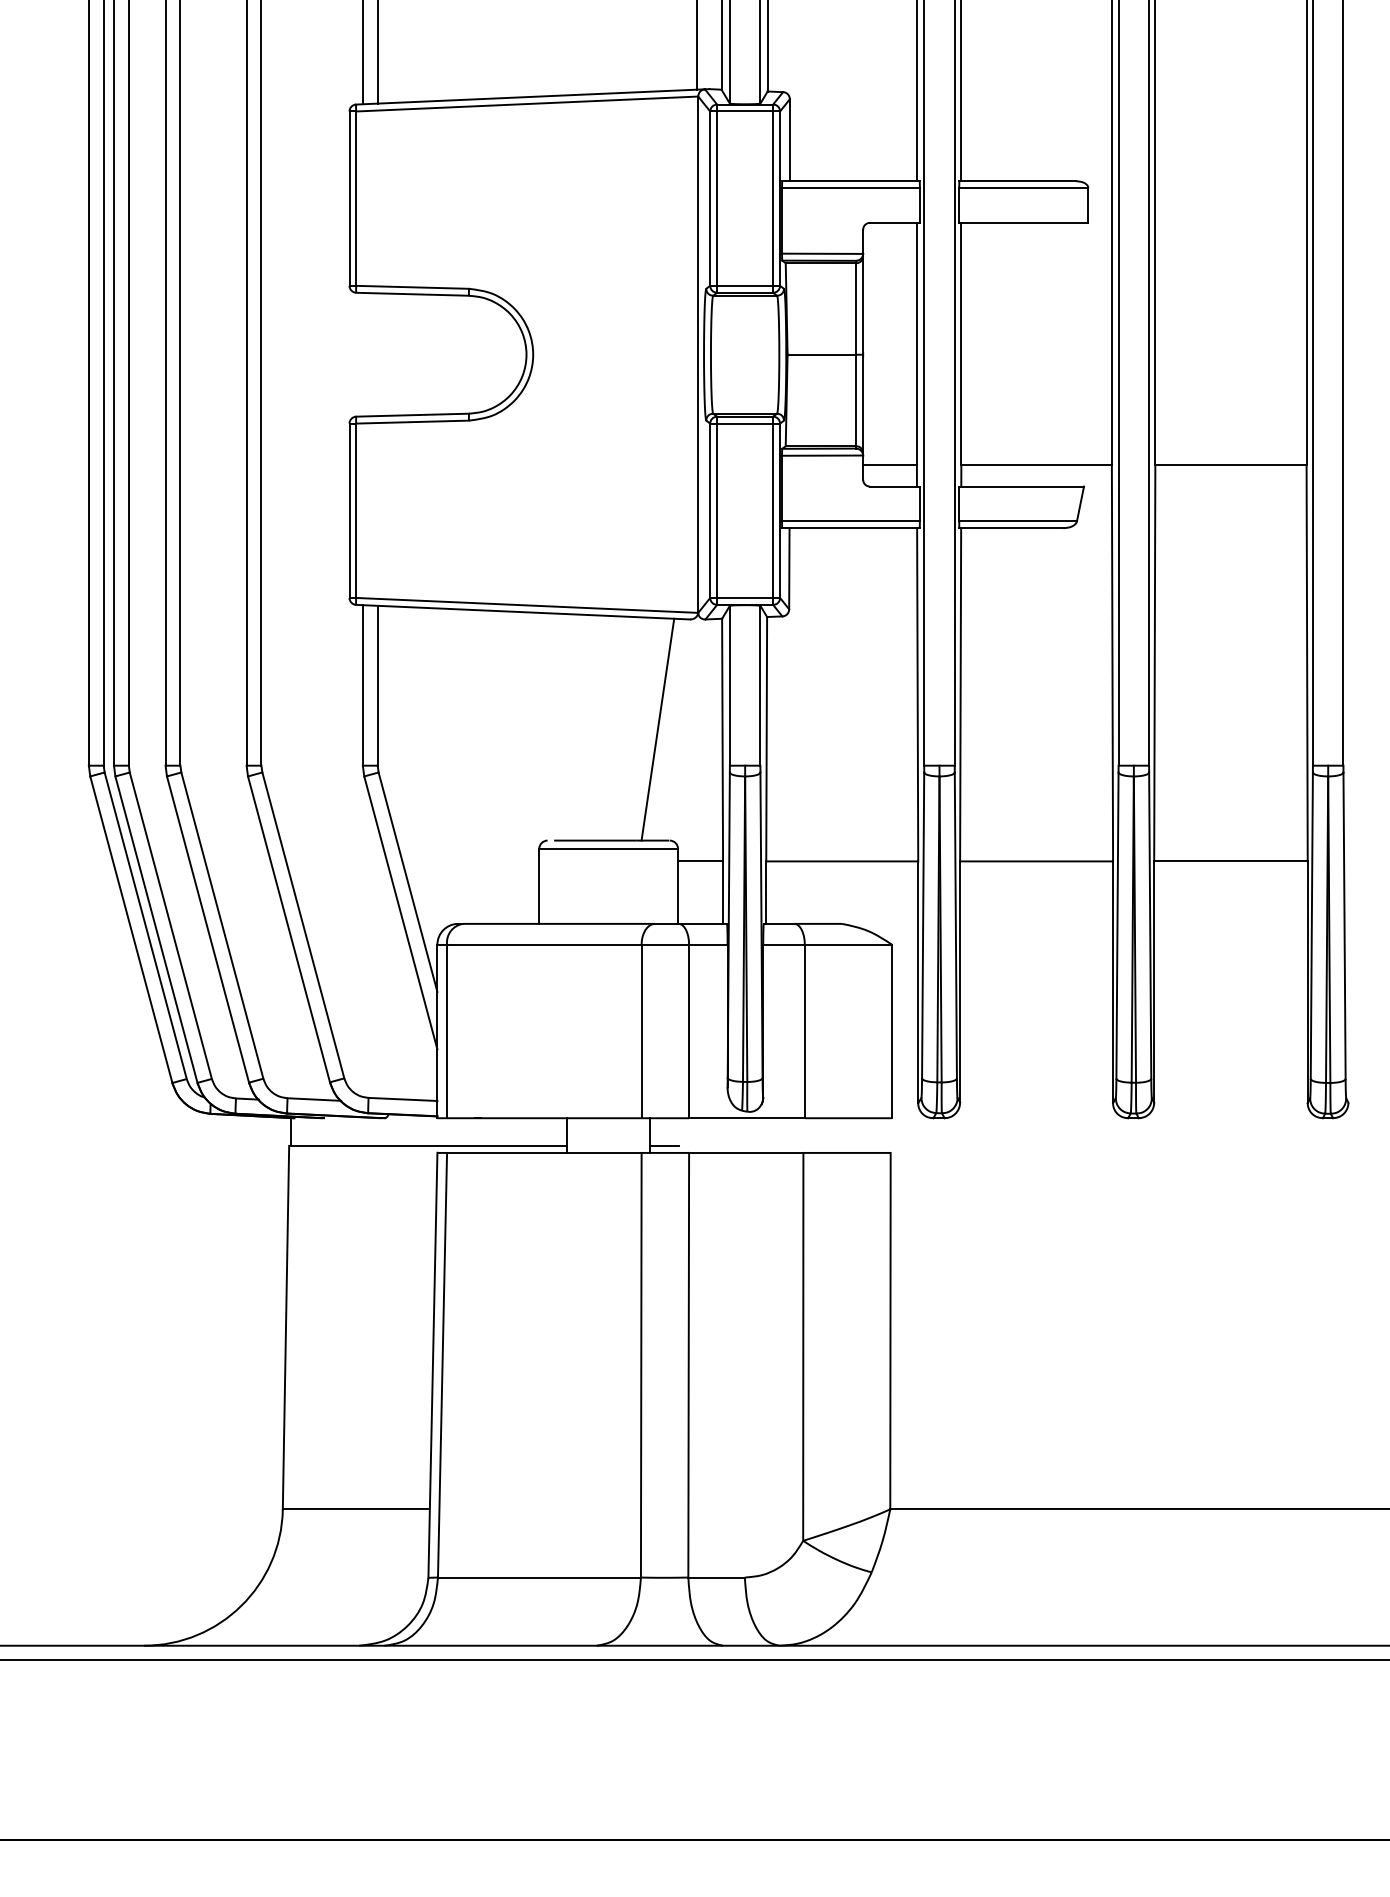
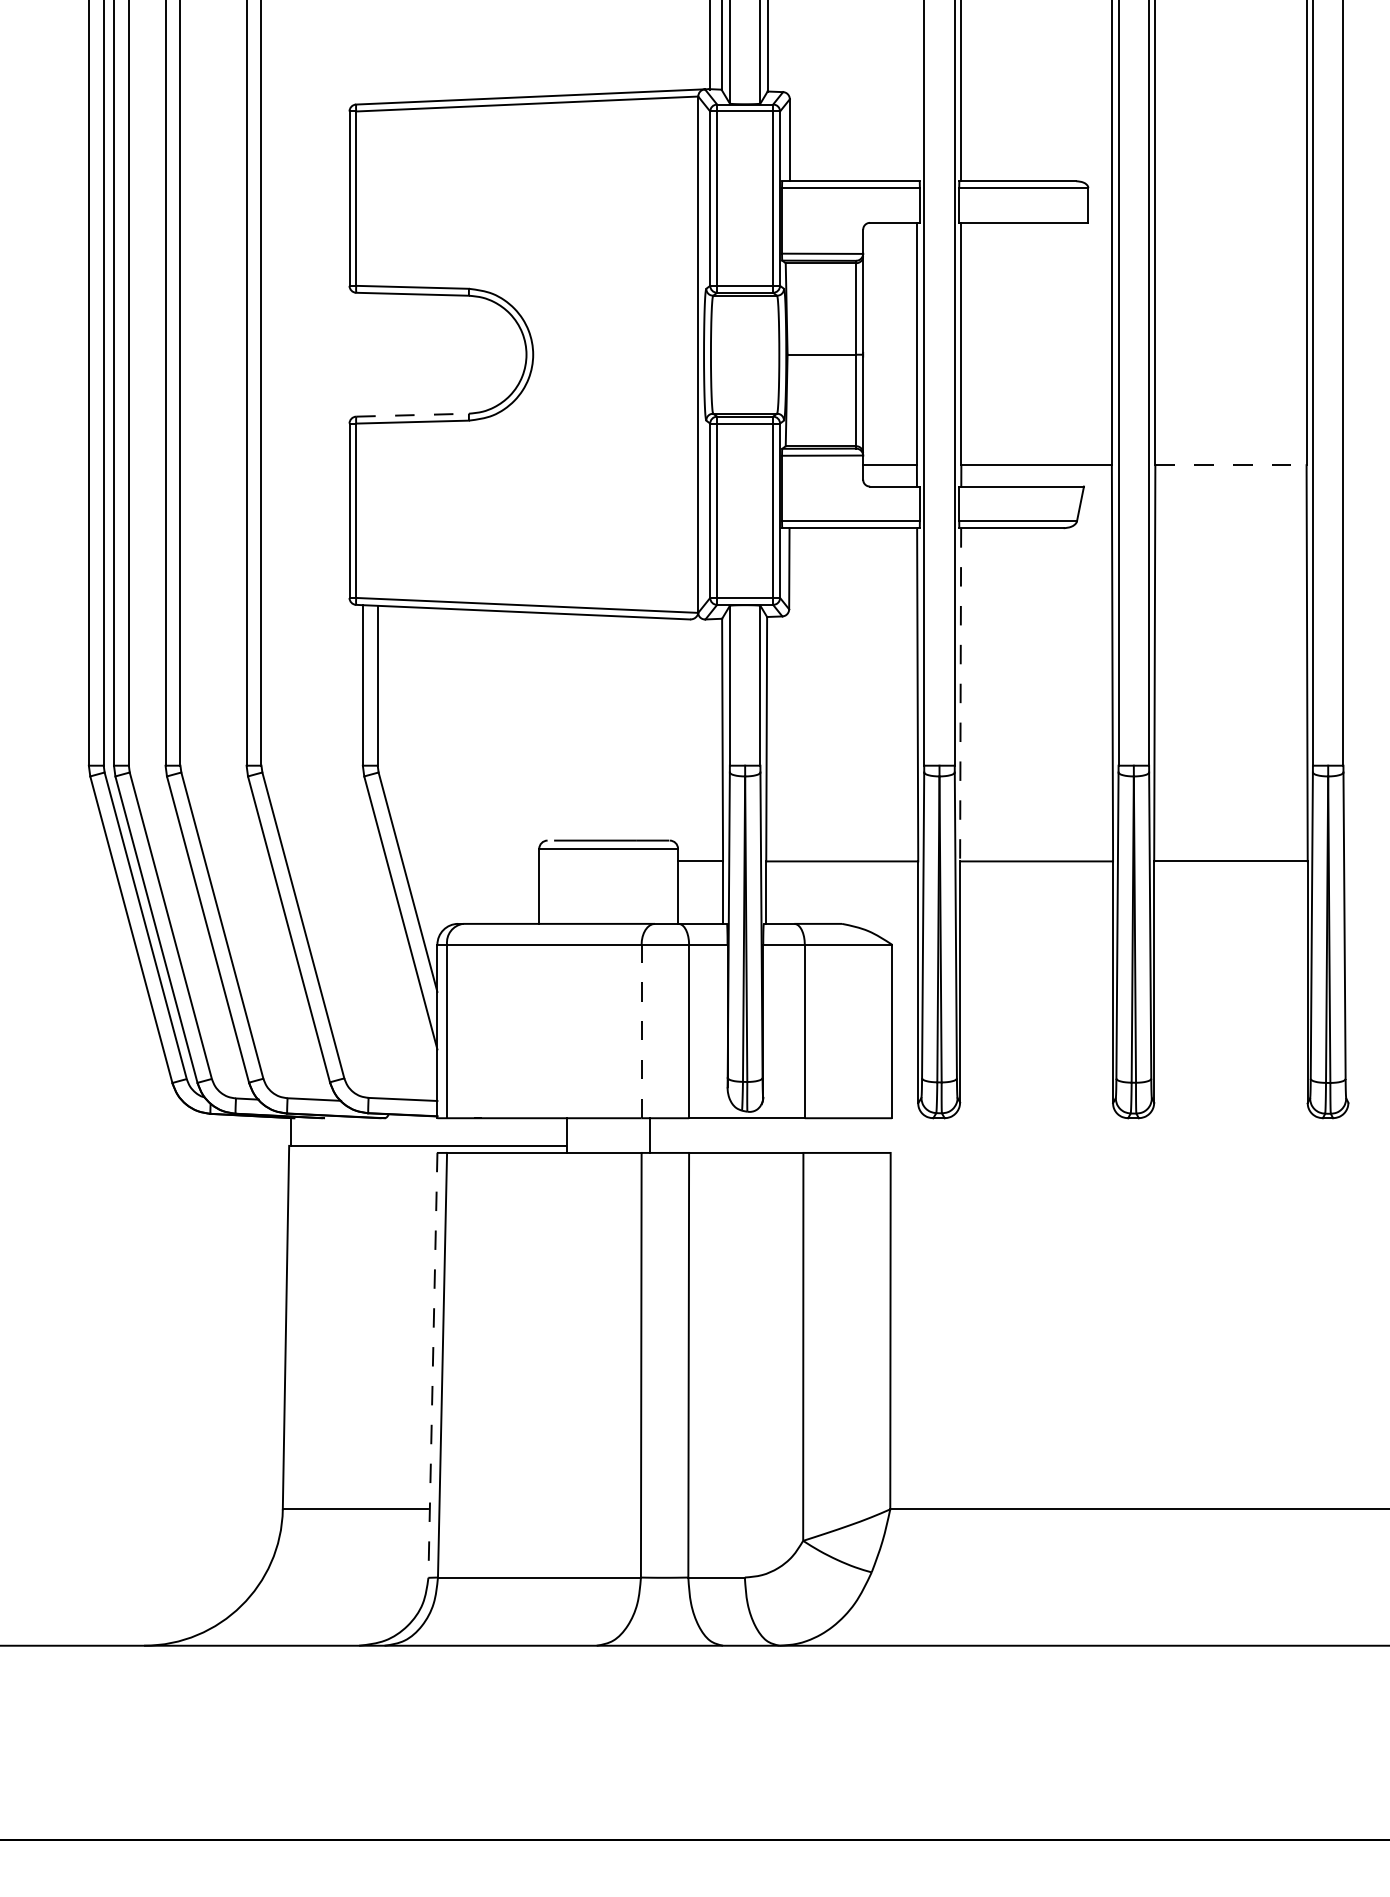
line position: (697, 45) -> (710, 45) (710, 45)
line: present -> none (377, 52)
line: present -> none (362, 53)
line: present -> none (916, 91)
line: solid -> dashed (413, 415)
line: solid -> dashed (1230, 465)
line: solid -> dashed (960, 694)
line: present -> none (657, 729)
line: solid -> dashed (641, 1031)
line: present -> none (664, 1145)
line: solid -> dashed (432, 1365)
line: present -> none (694, 1659)
